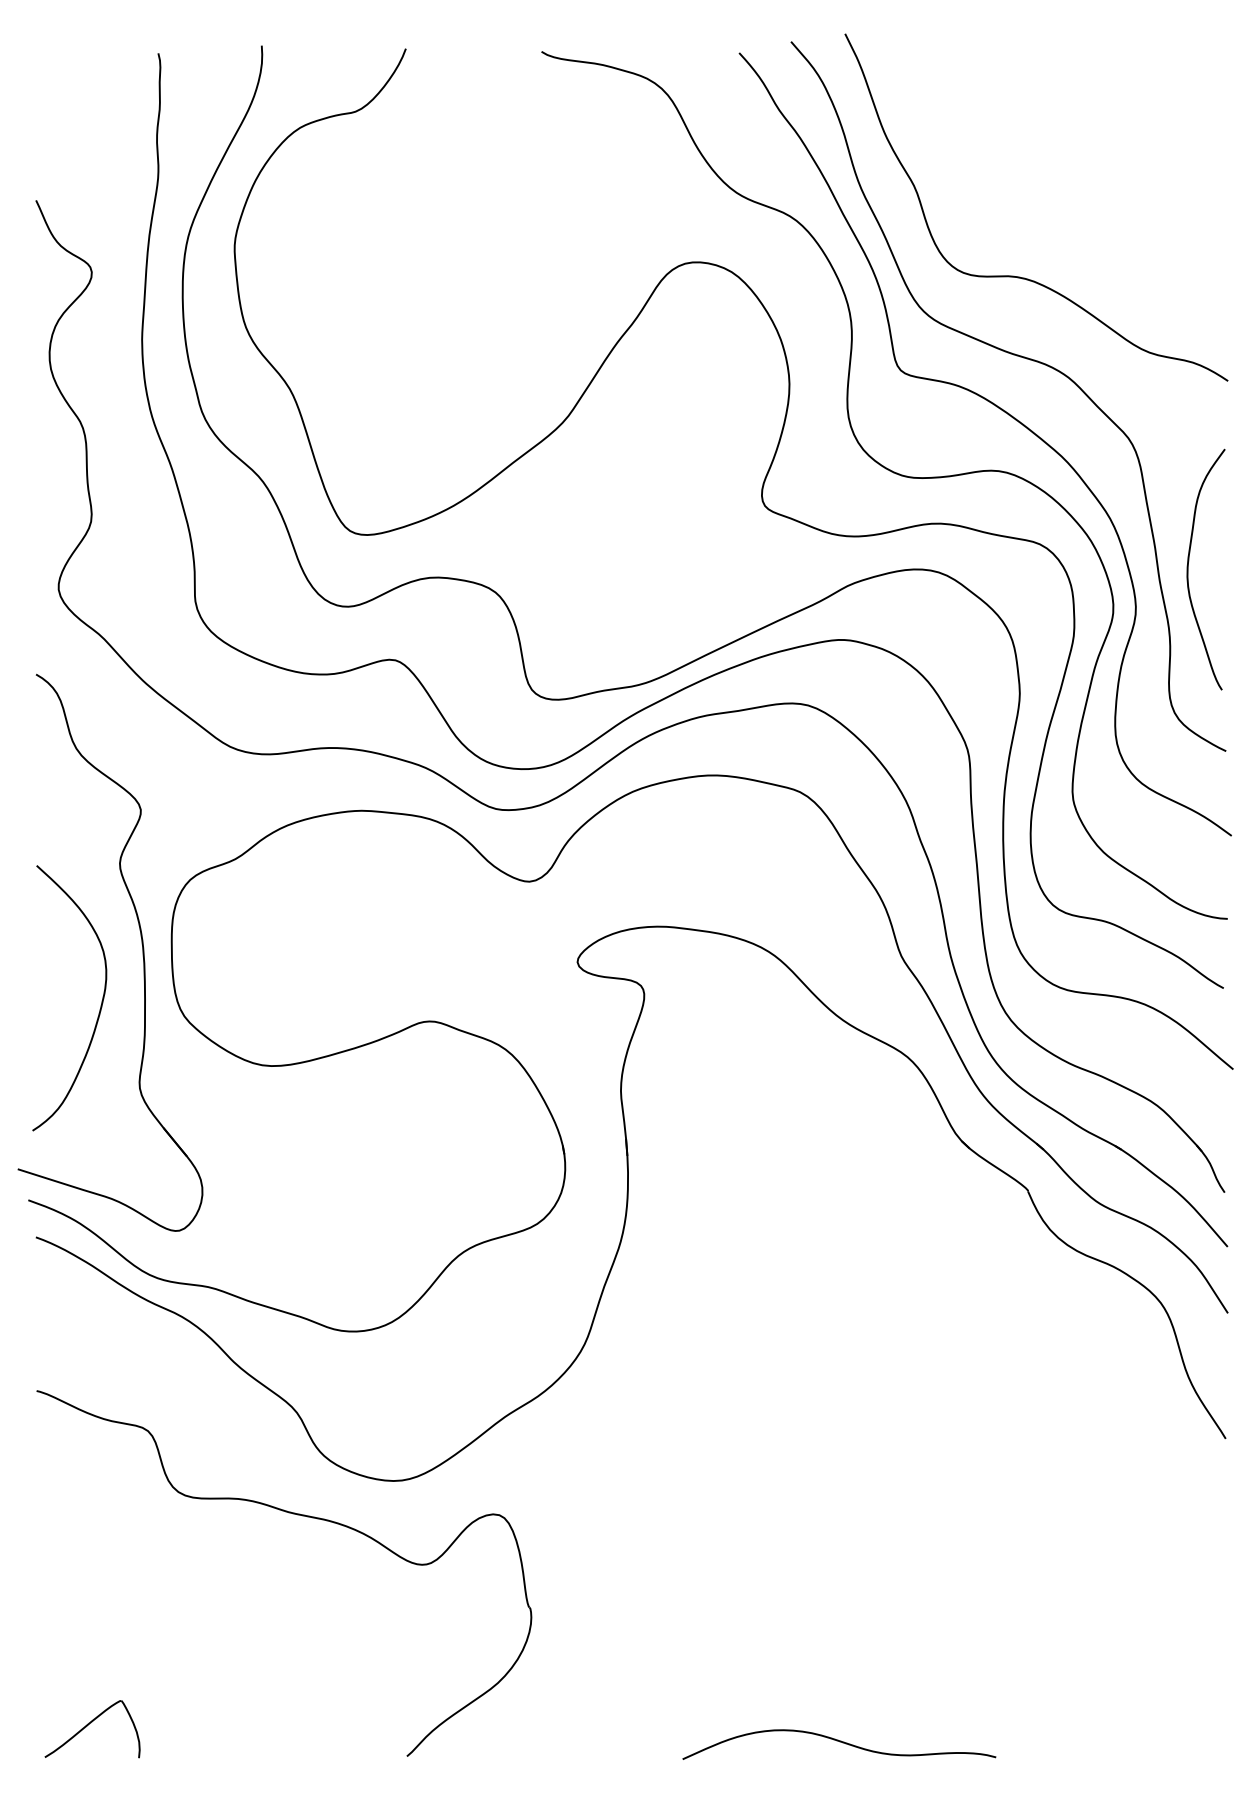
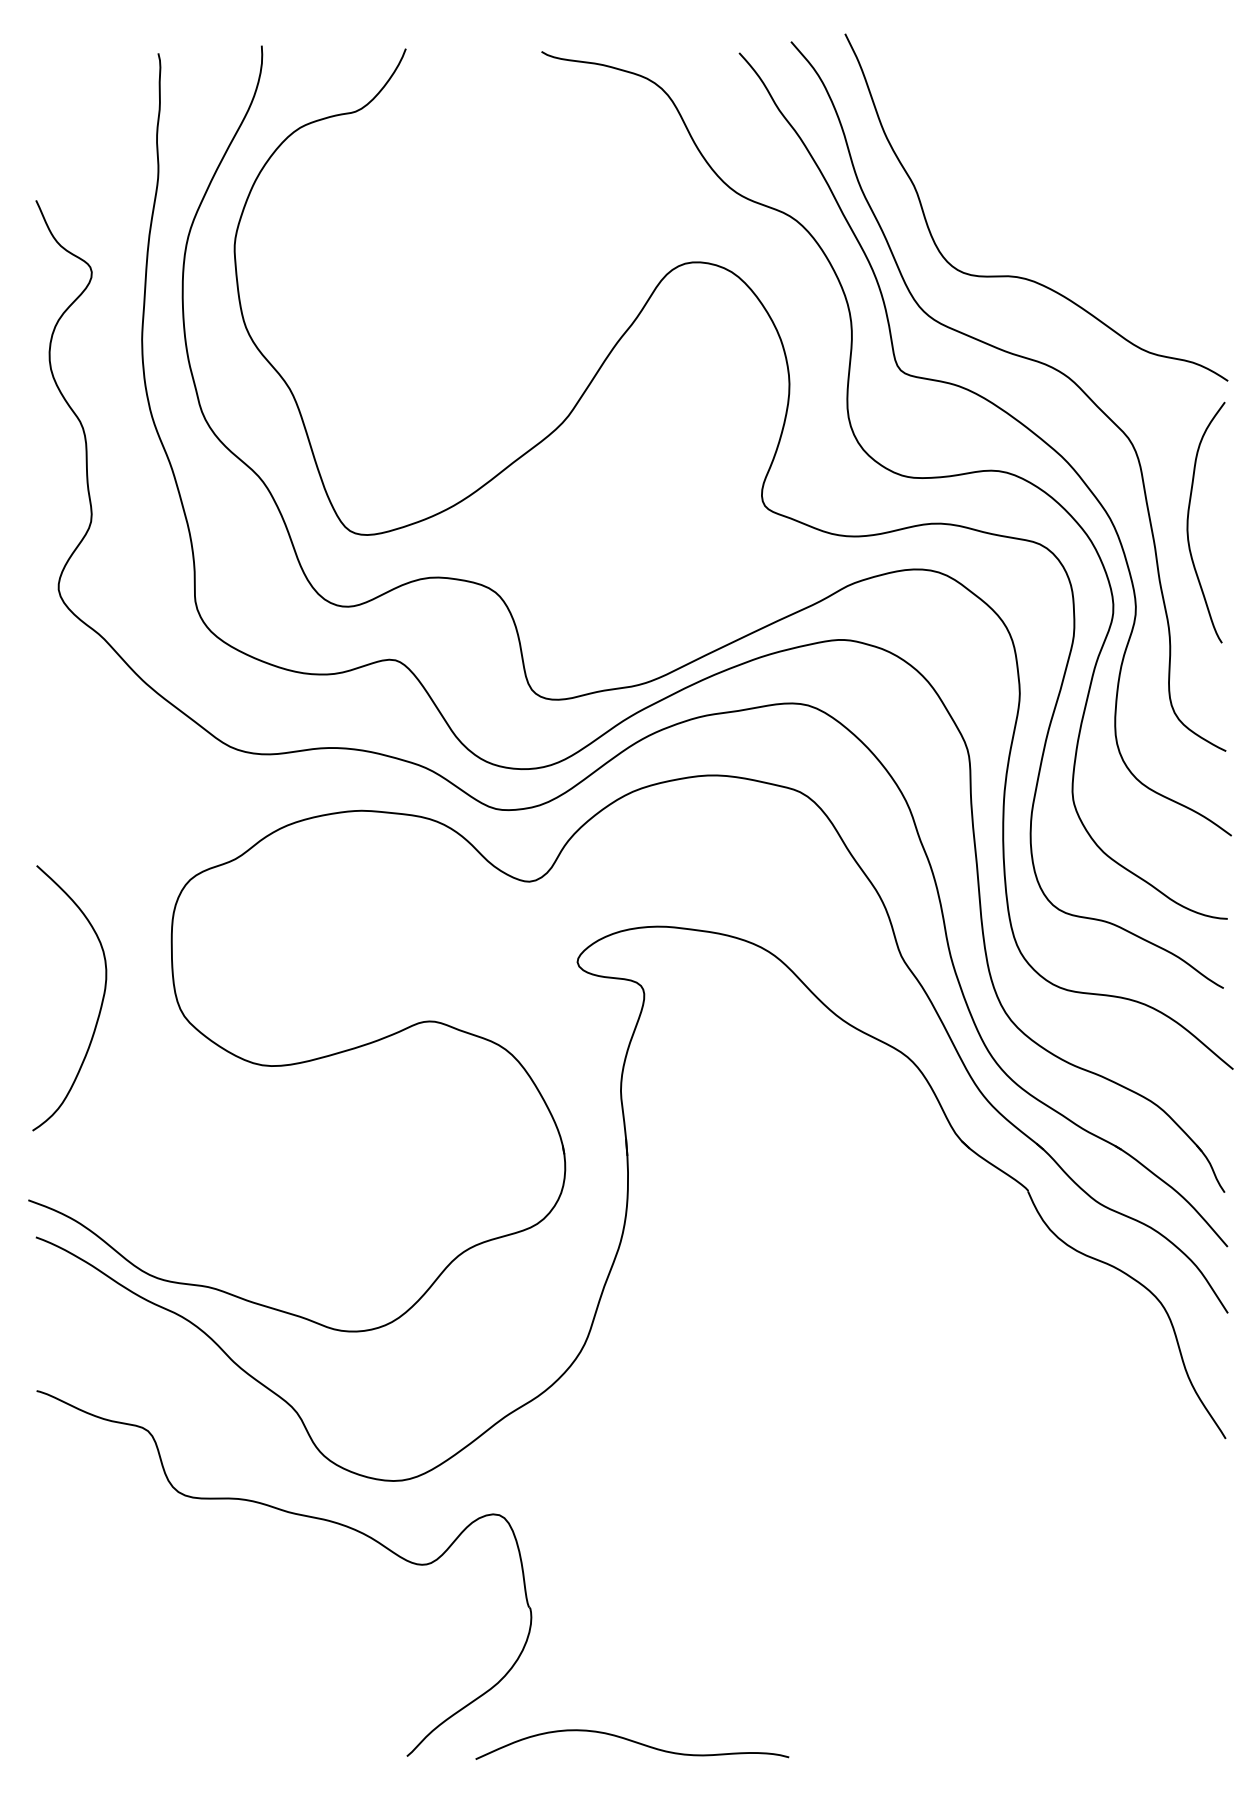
curve position: (1188, 569) -> (1188, 522) (1188, 522)
part: present -> none (142, 952)
part: present -> none (92, 1729)
curve position: (839, 1742) -> (632, 1742) (632, 1742)
